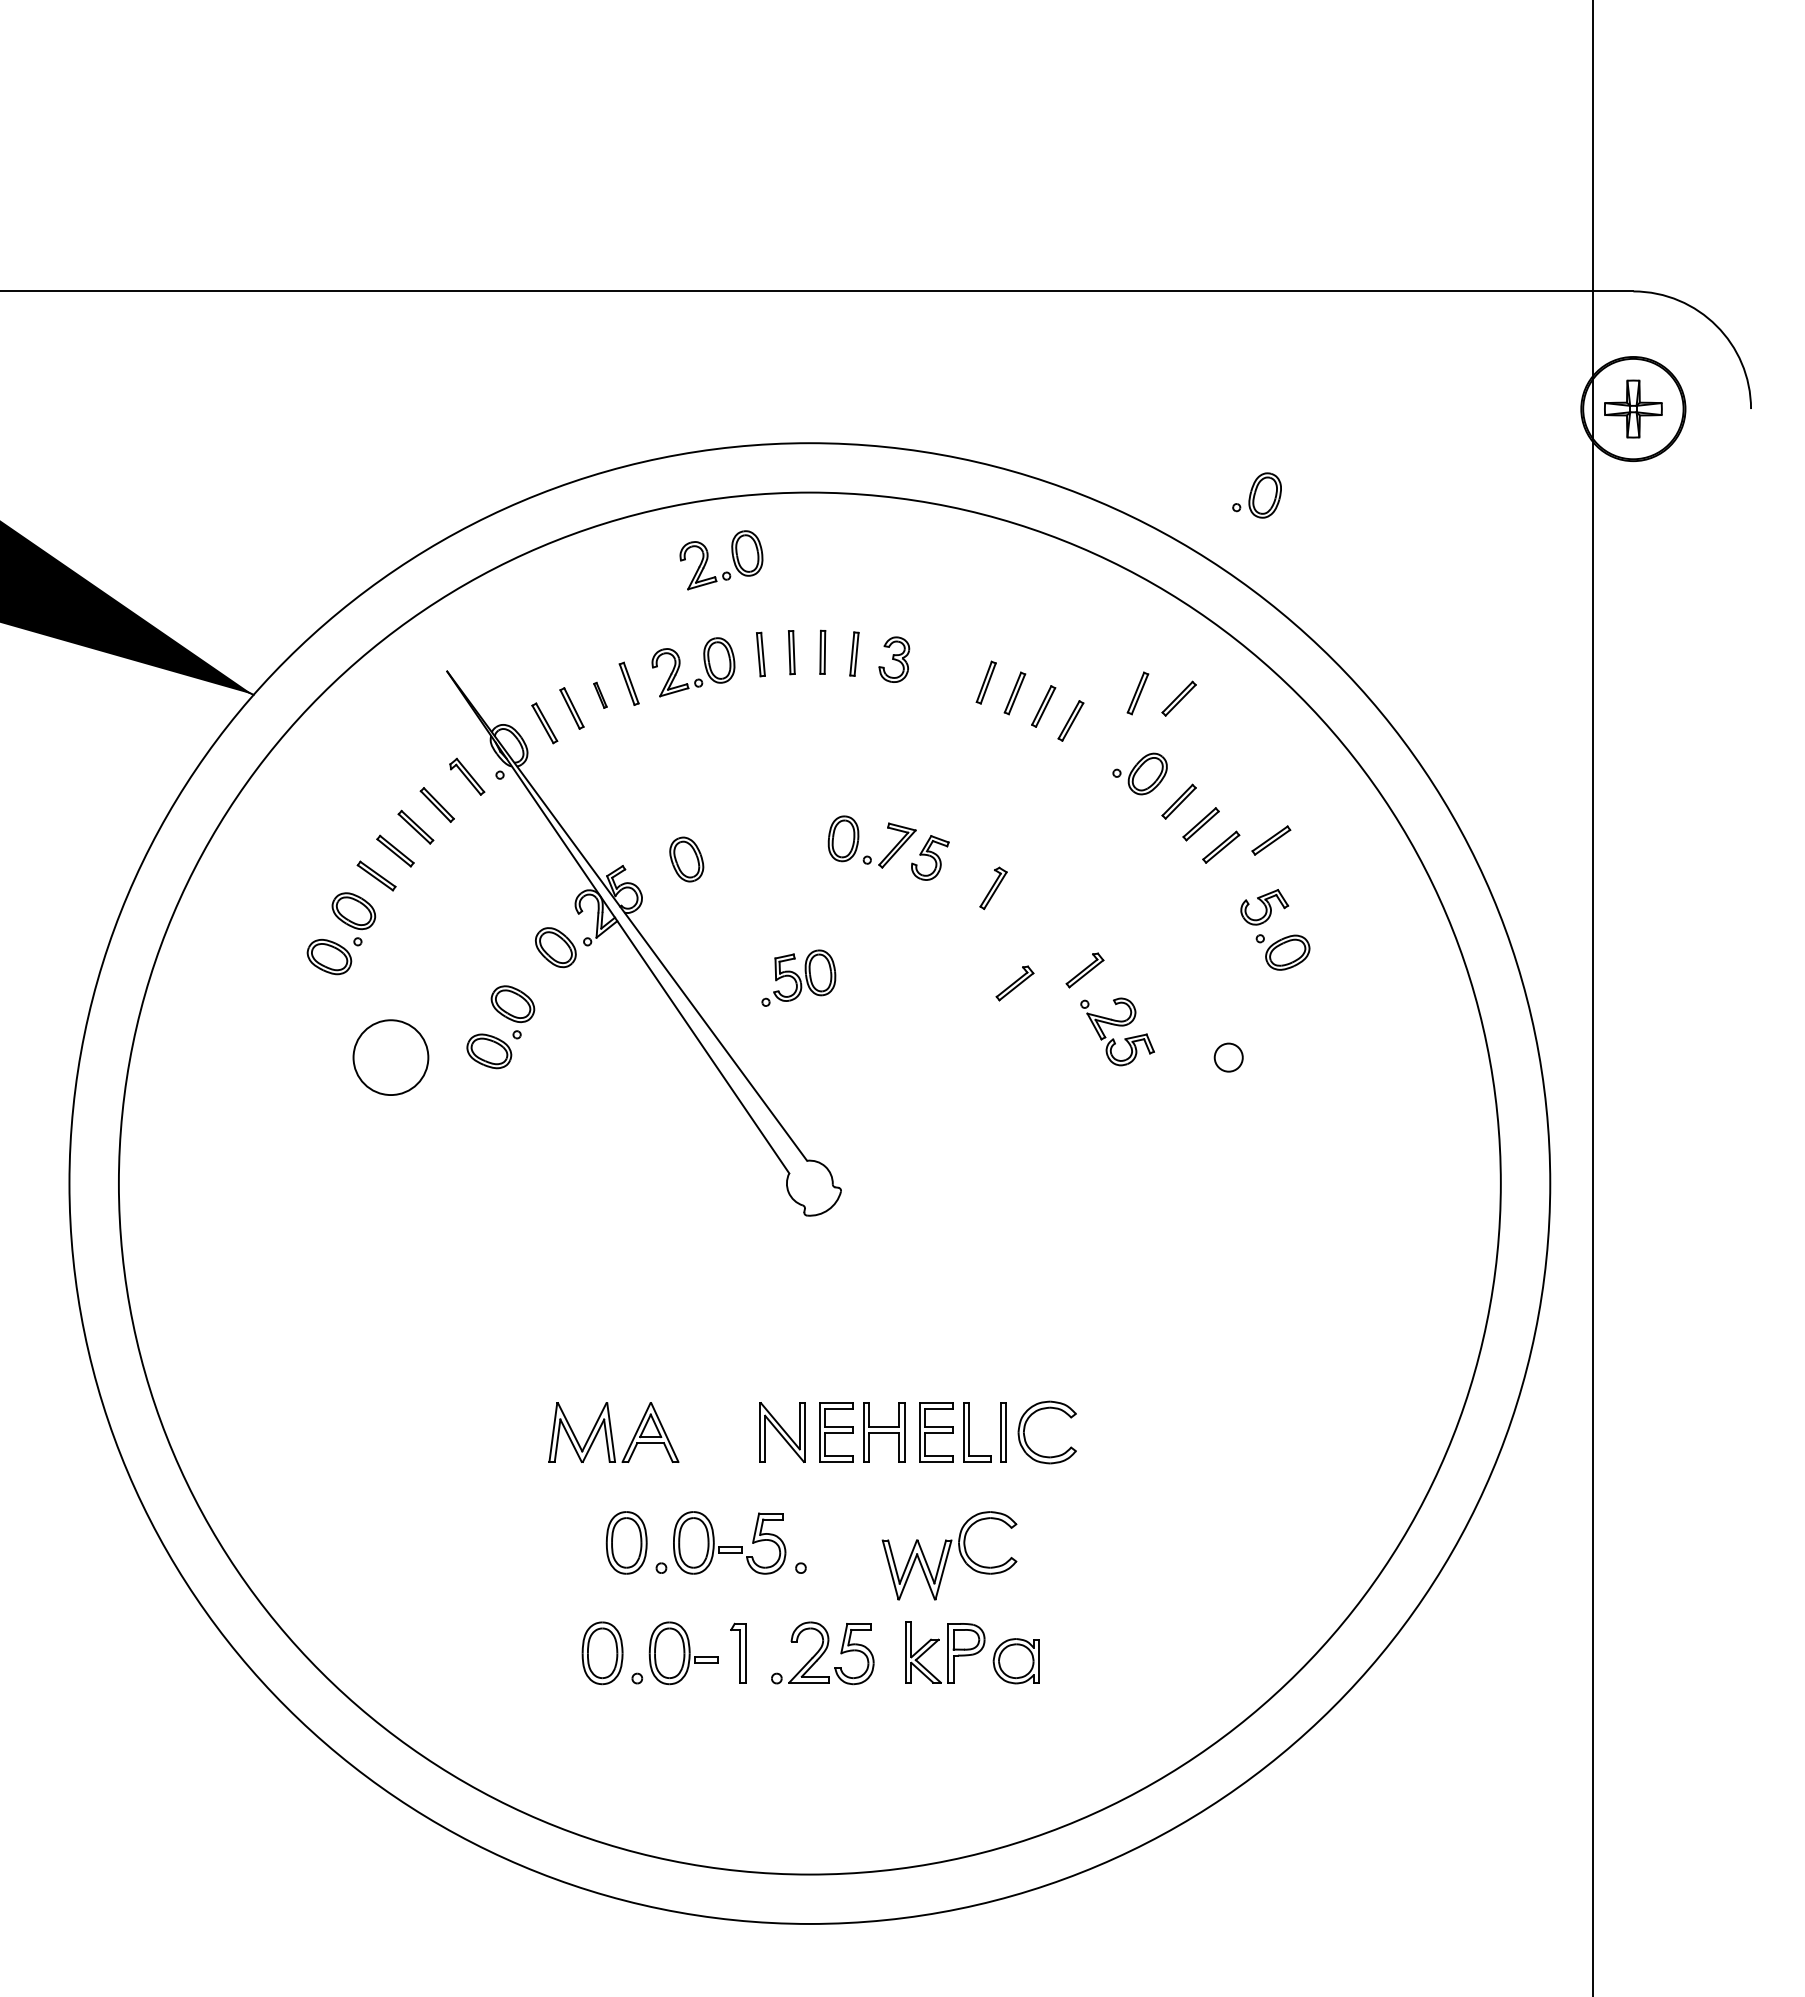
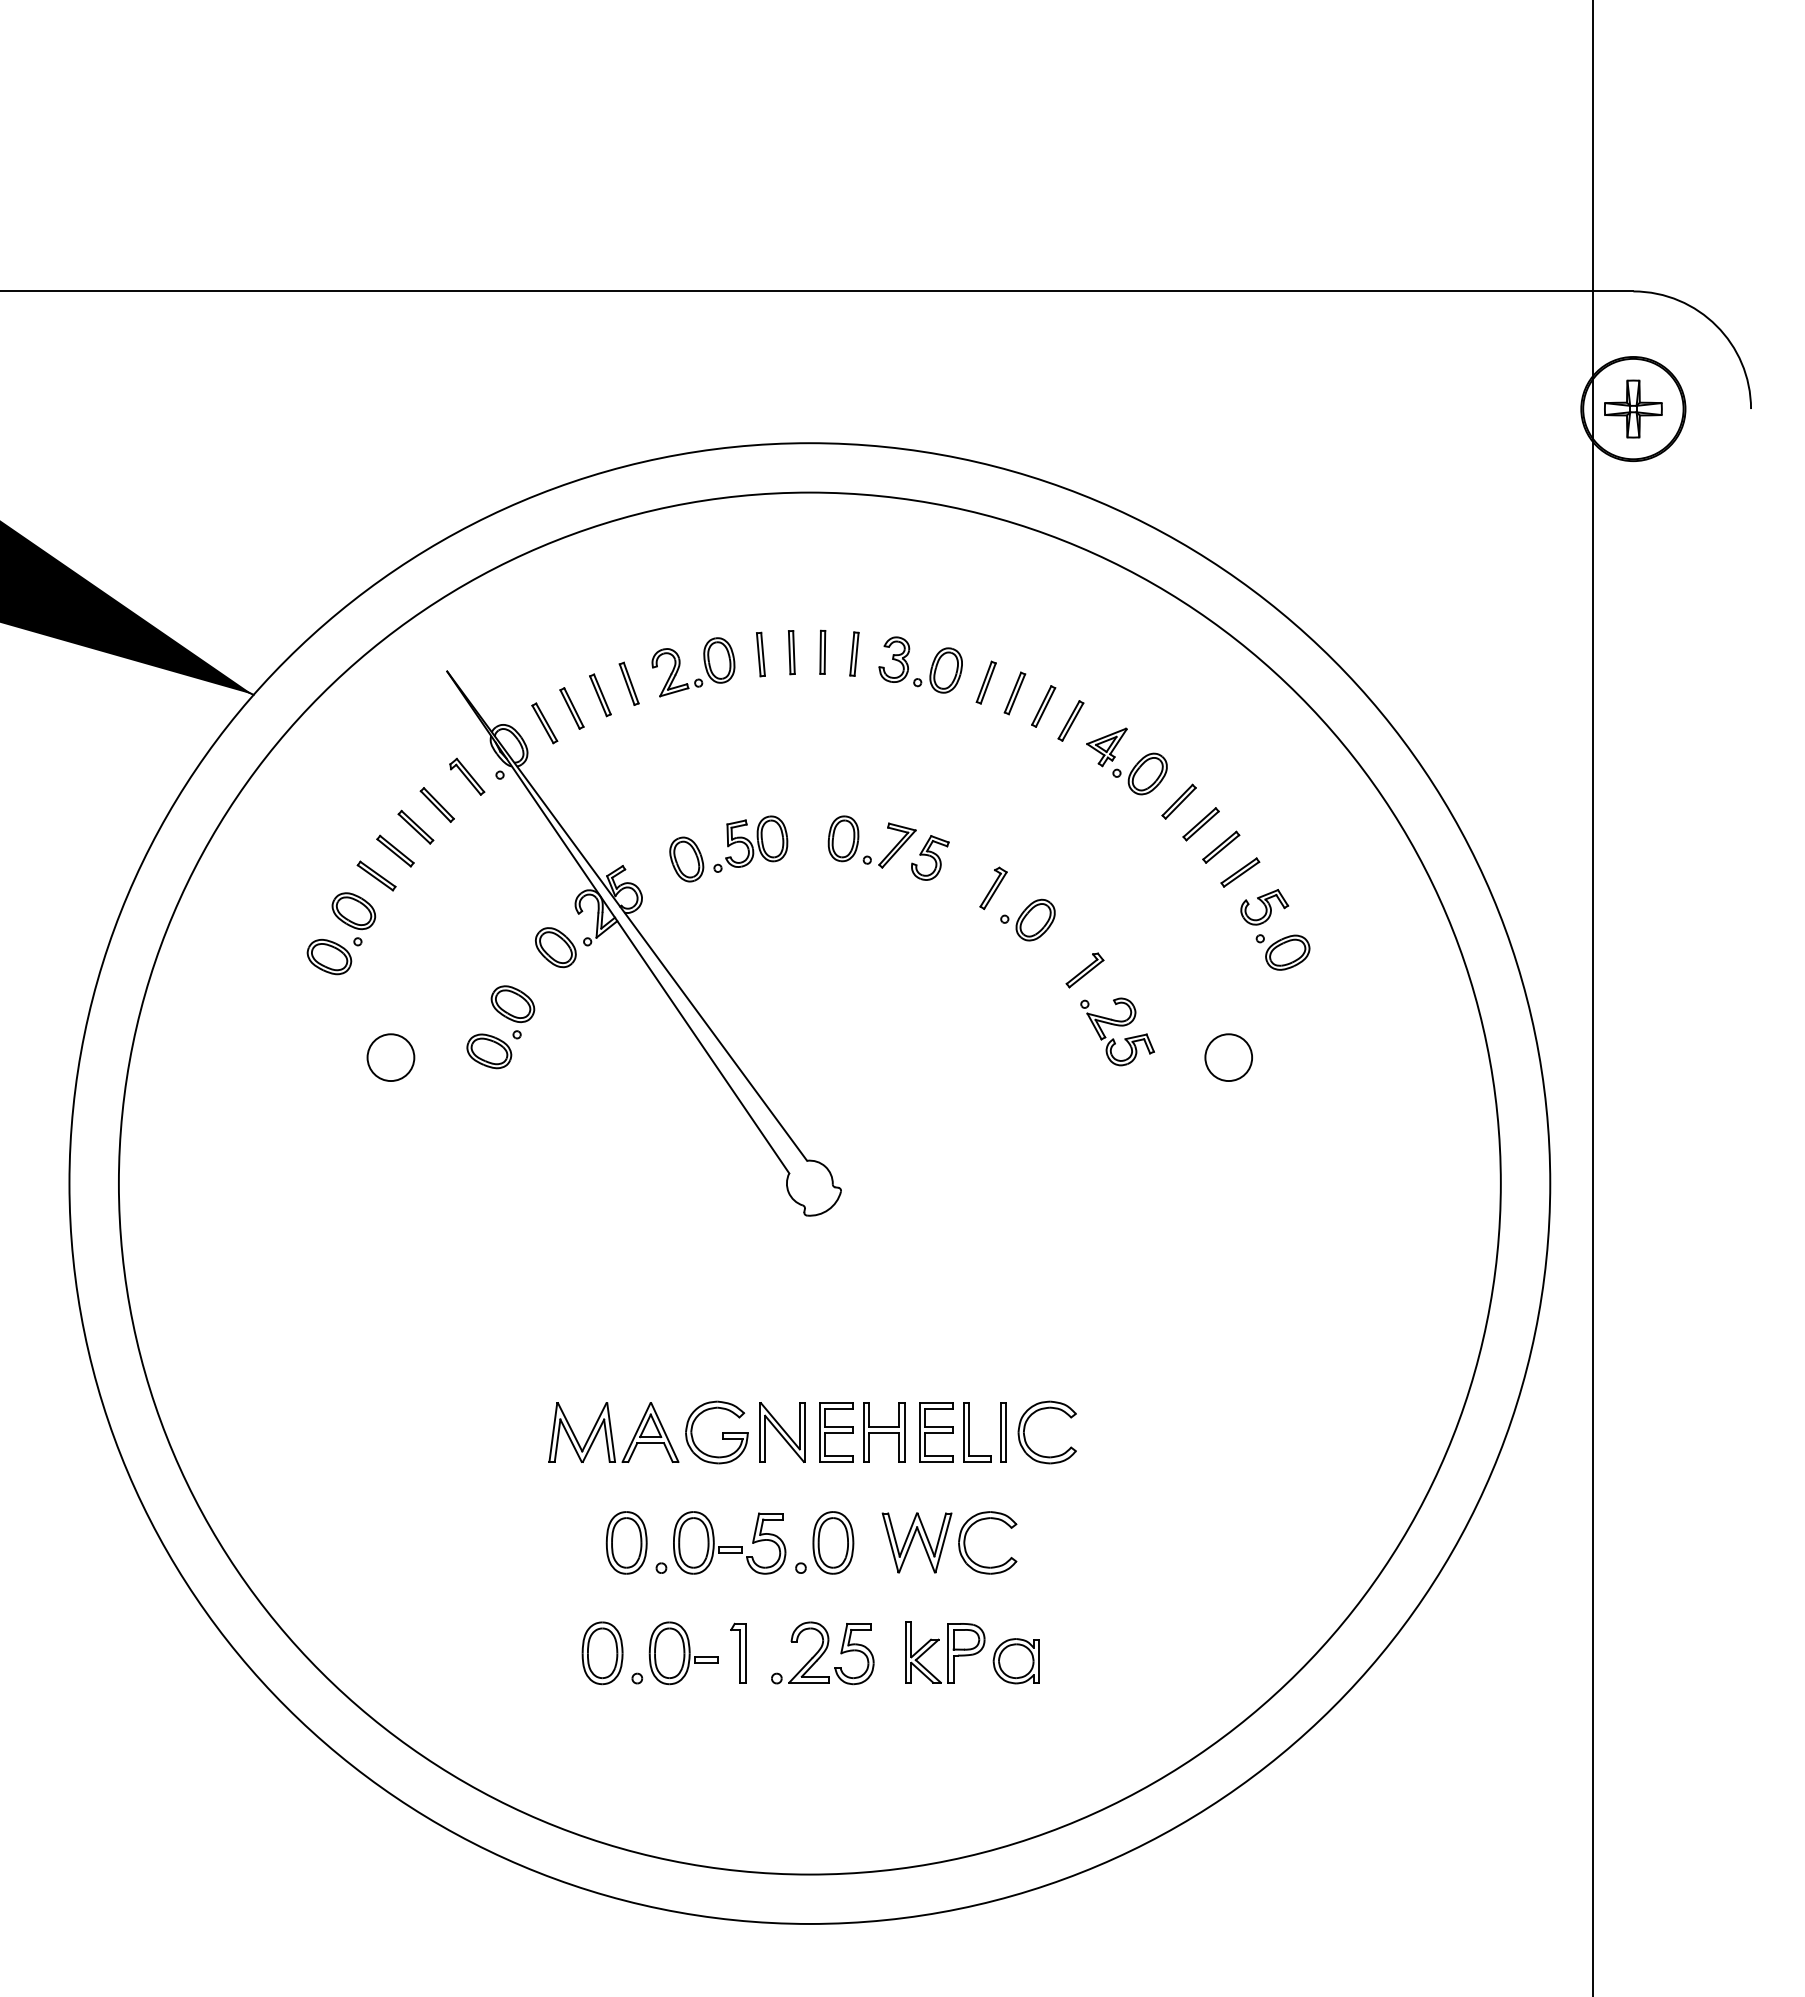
part position: (1256, 495) -> (937, 670) (937, 670)
part: present -> none (732, 559)
part: present -> none (1137, 693)
part size: 15x28 px -> 23x45 px (600, 695)
part: present -> none (1178, 698)
part: none -> present (1106, 747)
part position: (1271, 840) -> (1240, 872) (1240, 872)
part: none -> present (1027, 919)
part position: (798, 977) -> (750, 843) (750, 843)
part: present -> none (1014, 983)
circle diameter: 75 px -> 47 px (390, 1057)
circle diameter: 28 px -> 47 px (1228, 1057)
part: none -> present (716, 1432)
part: none -> present (833, 1542)
part position: (916, 1569) -> (916, 1542) (916, 1542)
